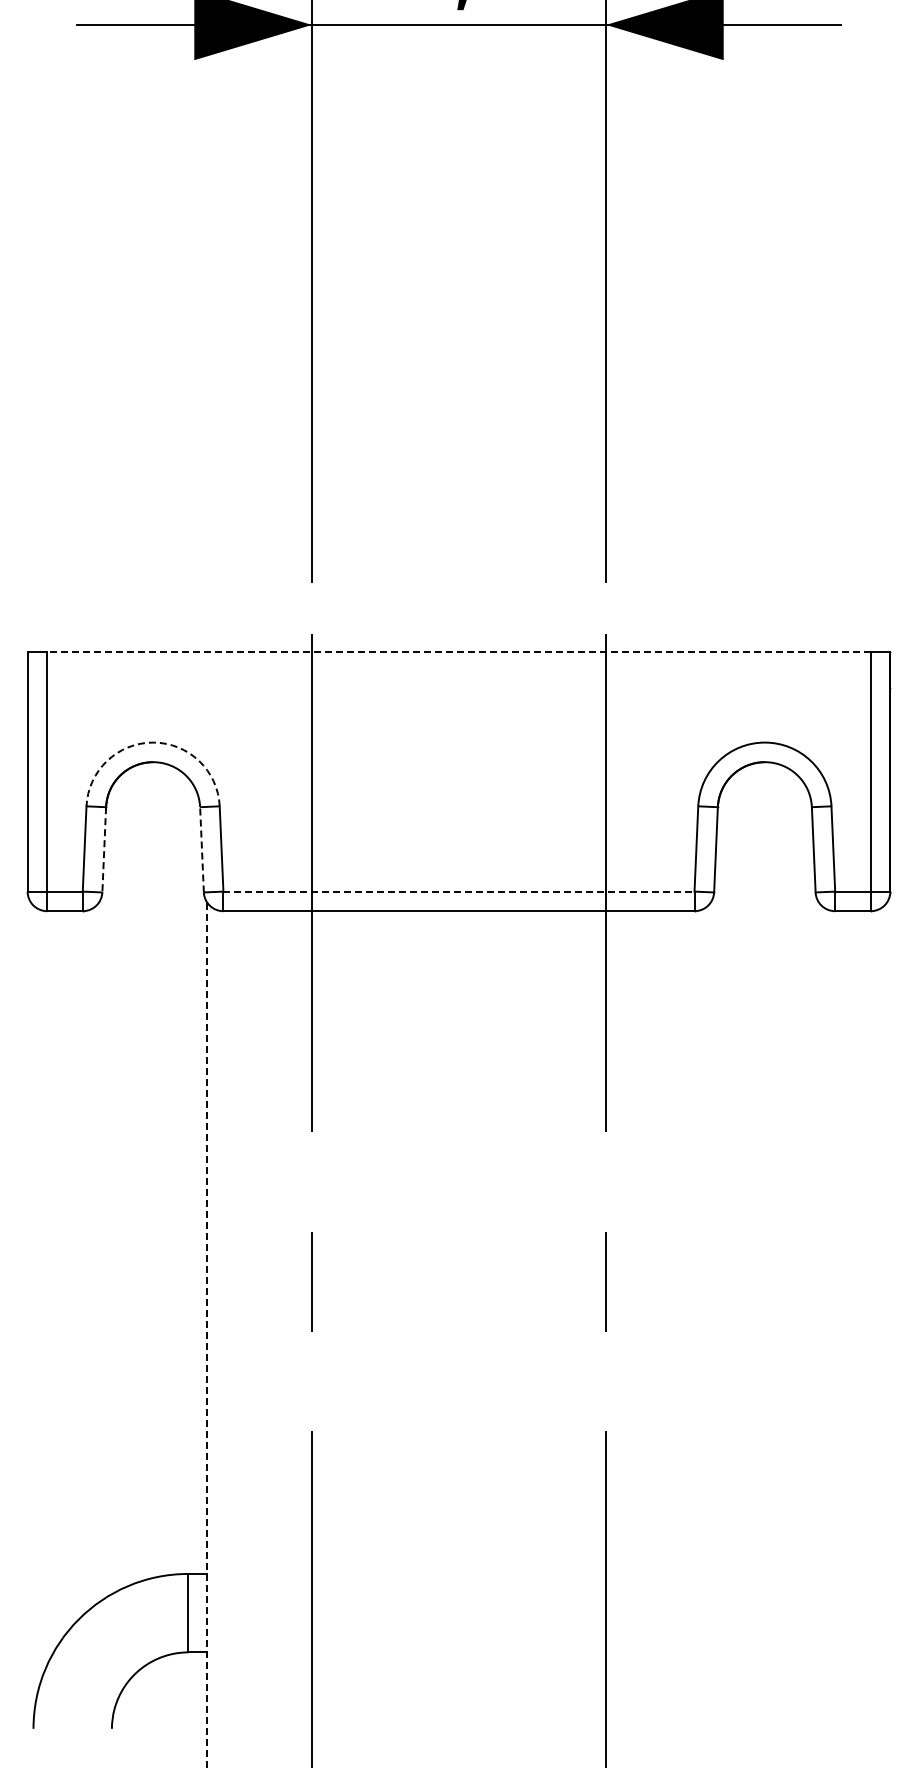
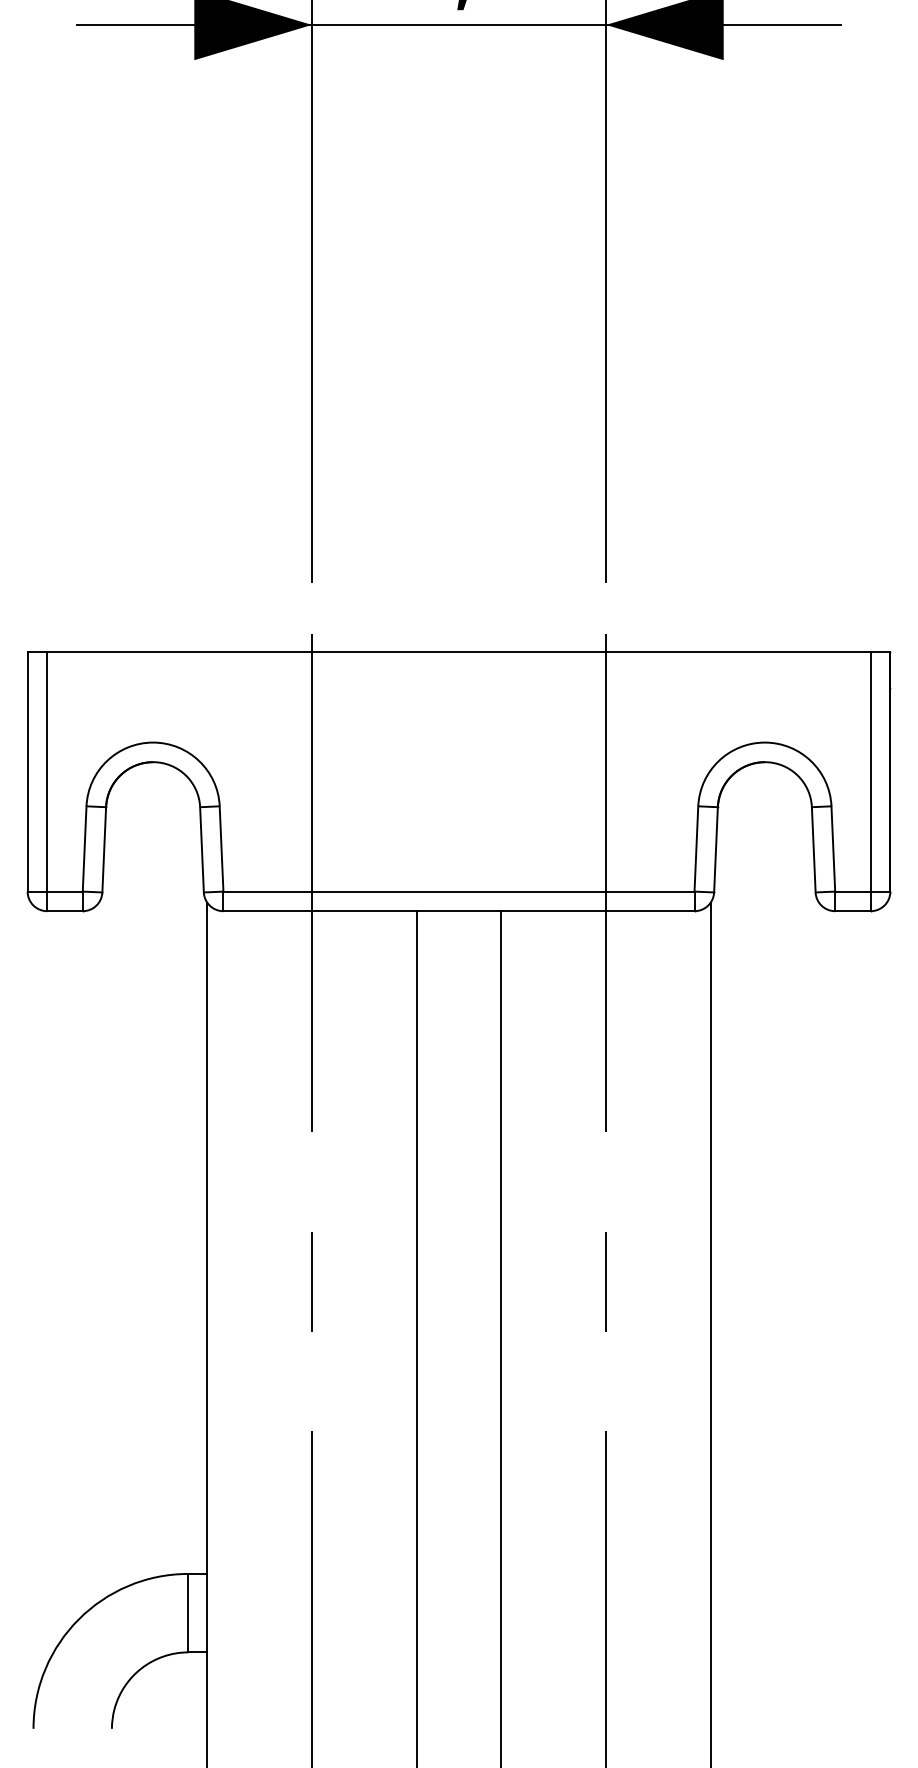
line: dashed -> solid (459, 652)
arc: dashed -> solid (153, 742)
line: dashed -> solid (104, 849)
line: dashed -> solid (202, 849)
line: dashed -> solid (458, 891)
line: none -> present (710, 1333)
line: dashed -> solid (207, 1335)
line: none -> present (416, 1337)
line: none -> present (501, 1337)
